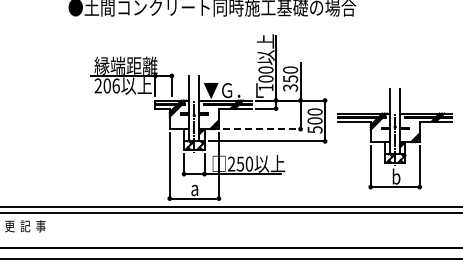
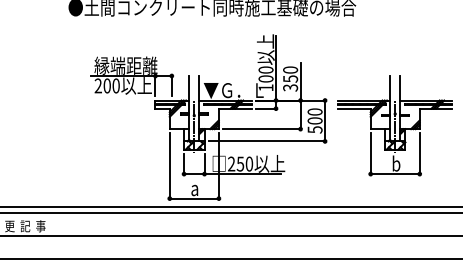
text: 206 -> 200 (115, 85)
line: dashed -> solid (261, 129)
part position: (394, 138) -> (394, 125) (394, 125)
line position: (230, 248) -> (230, 236) (230, 236)
